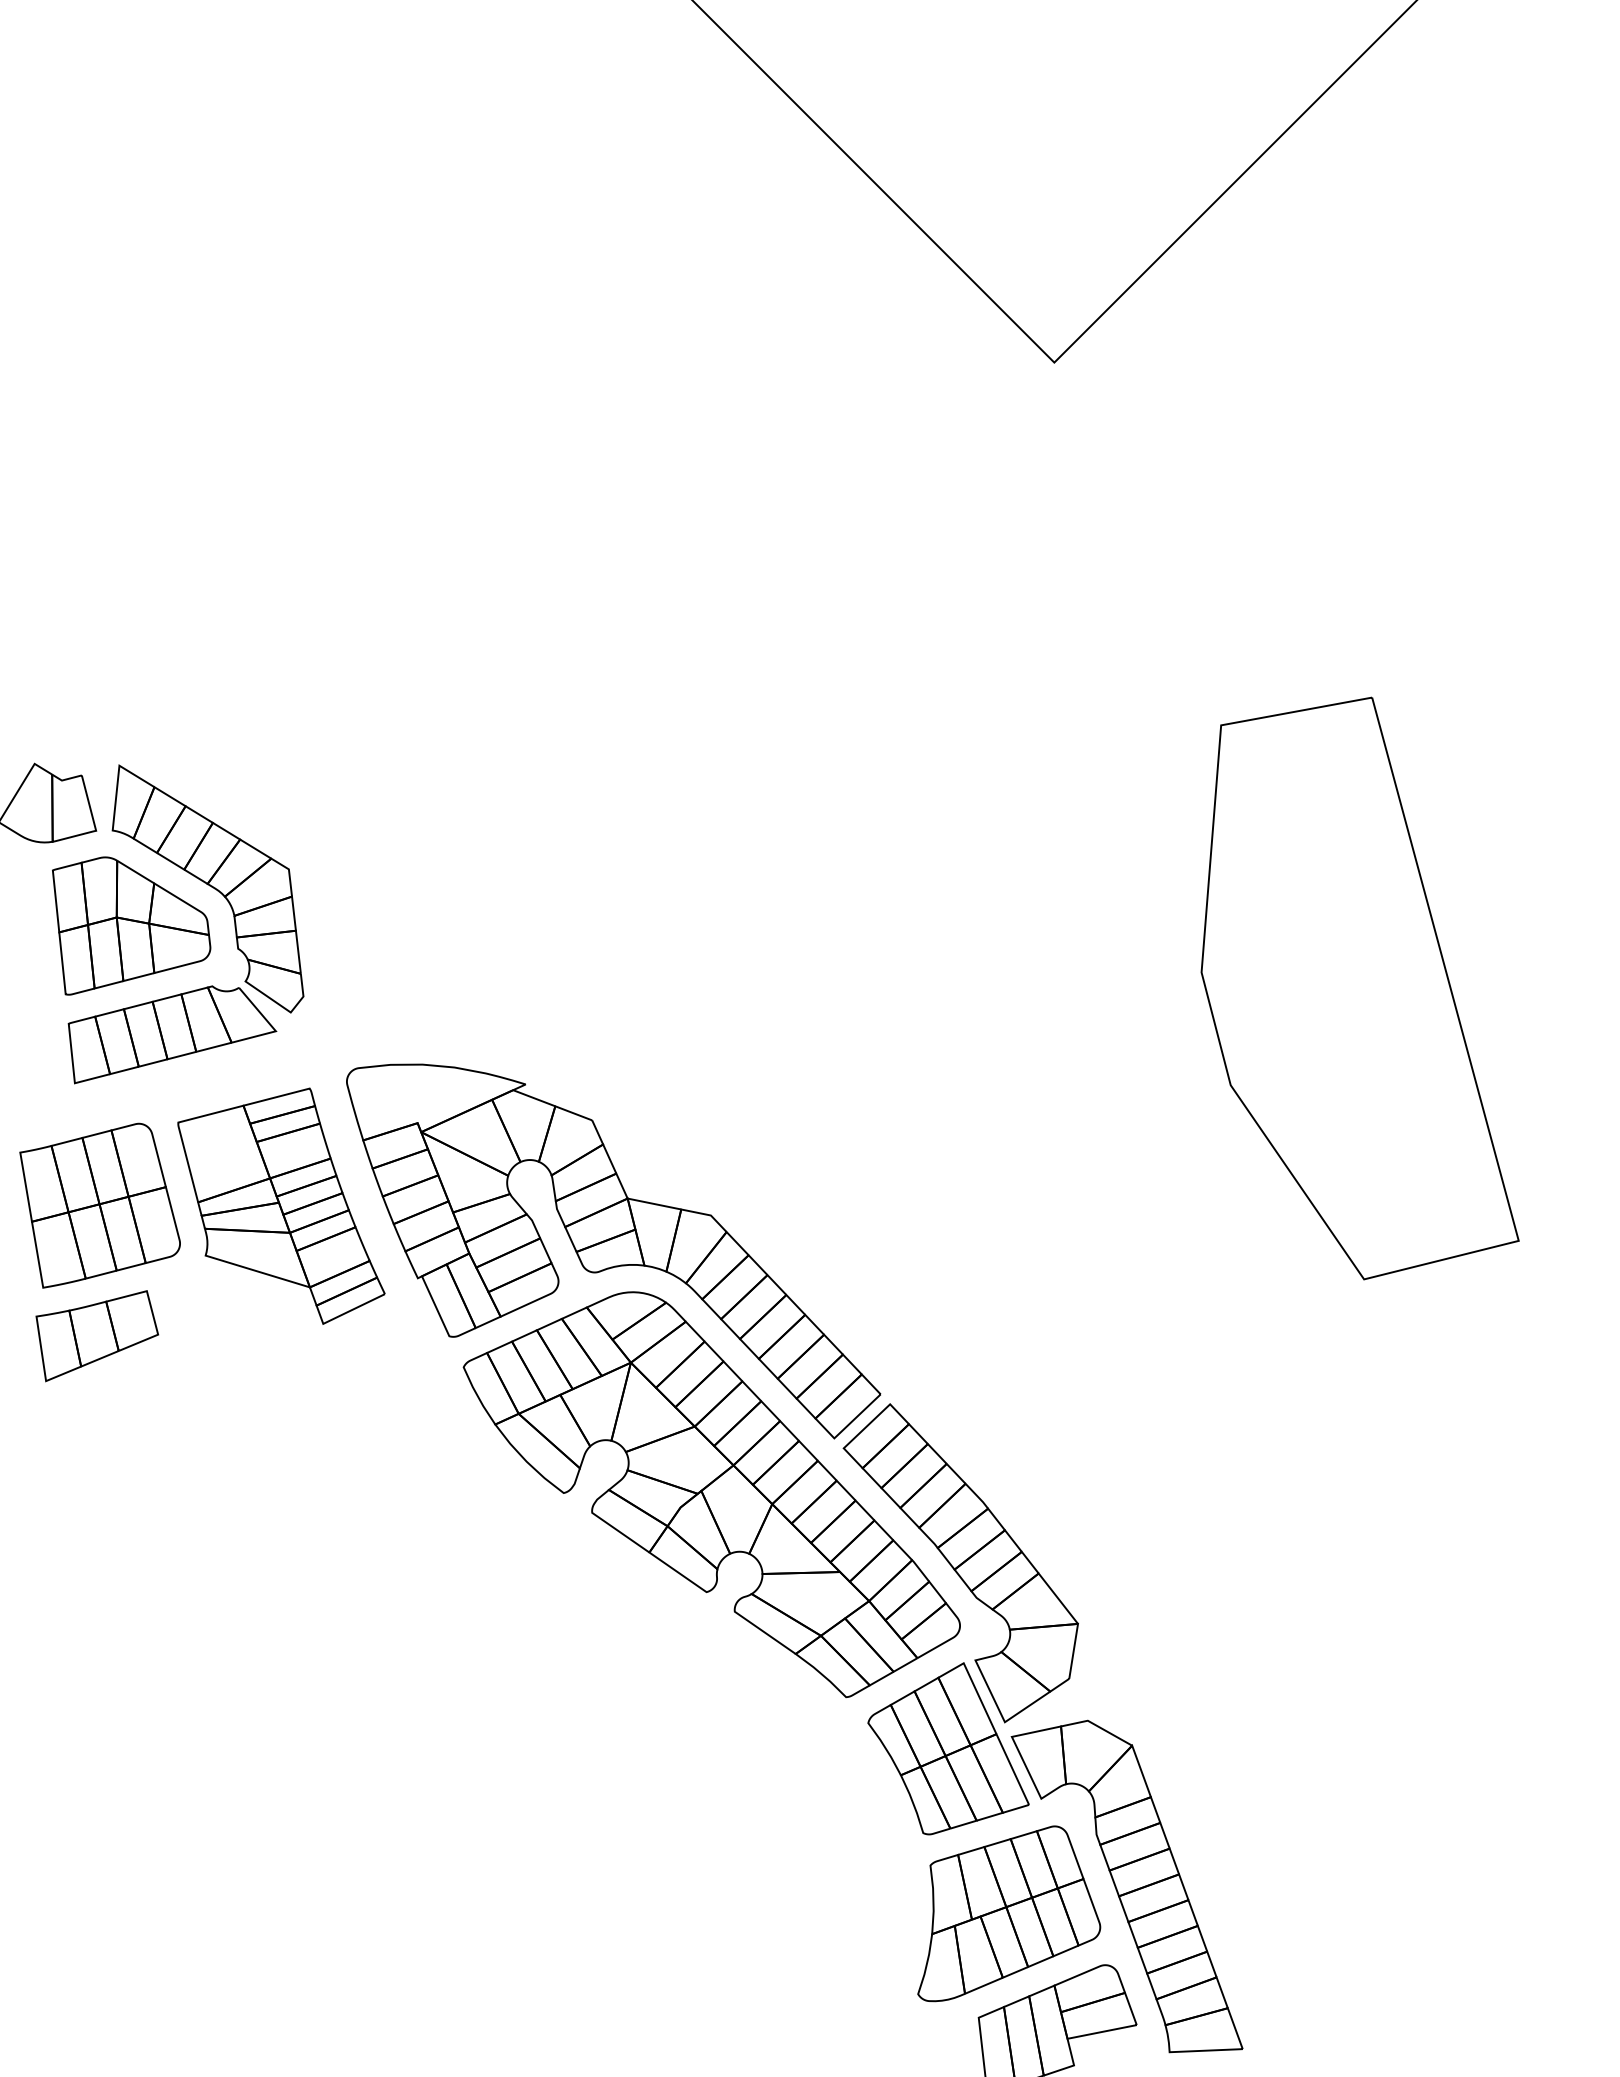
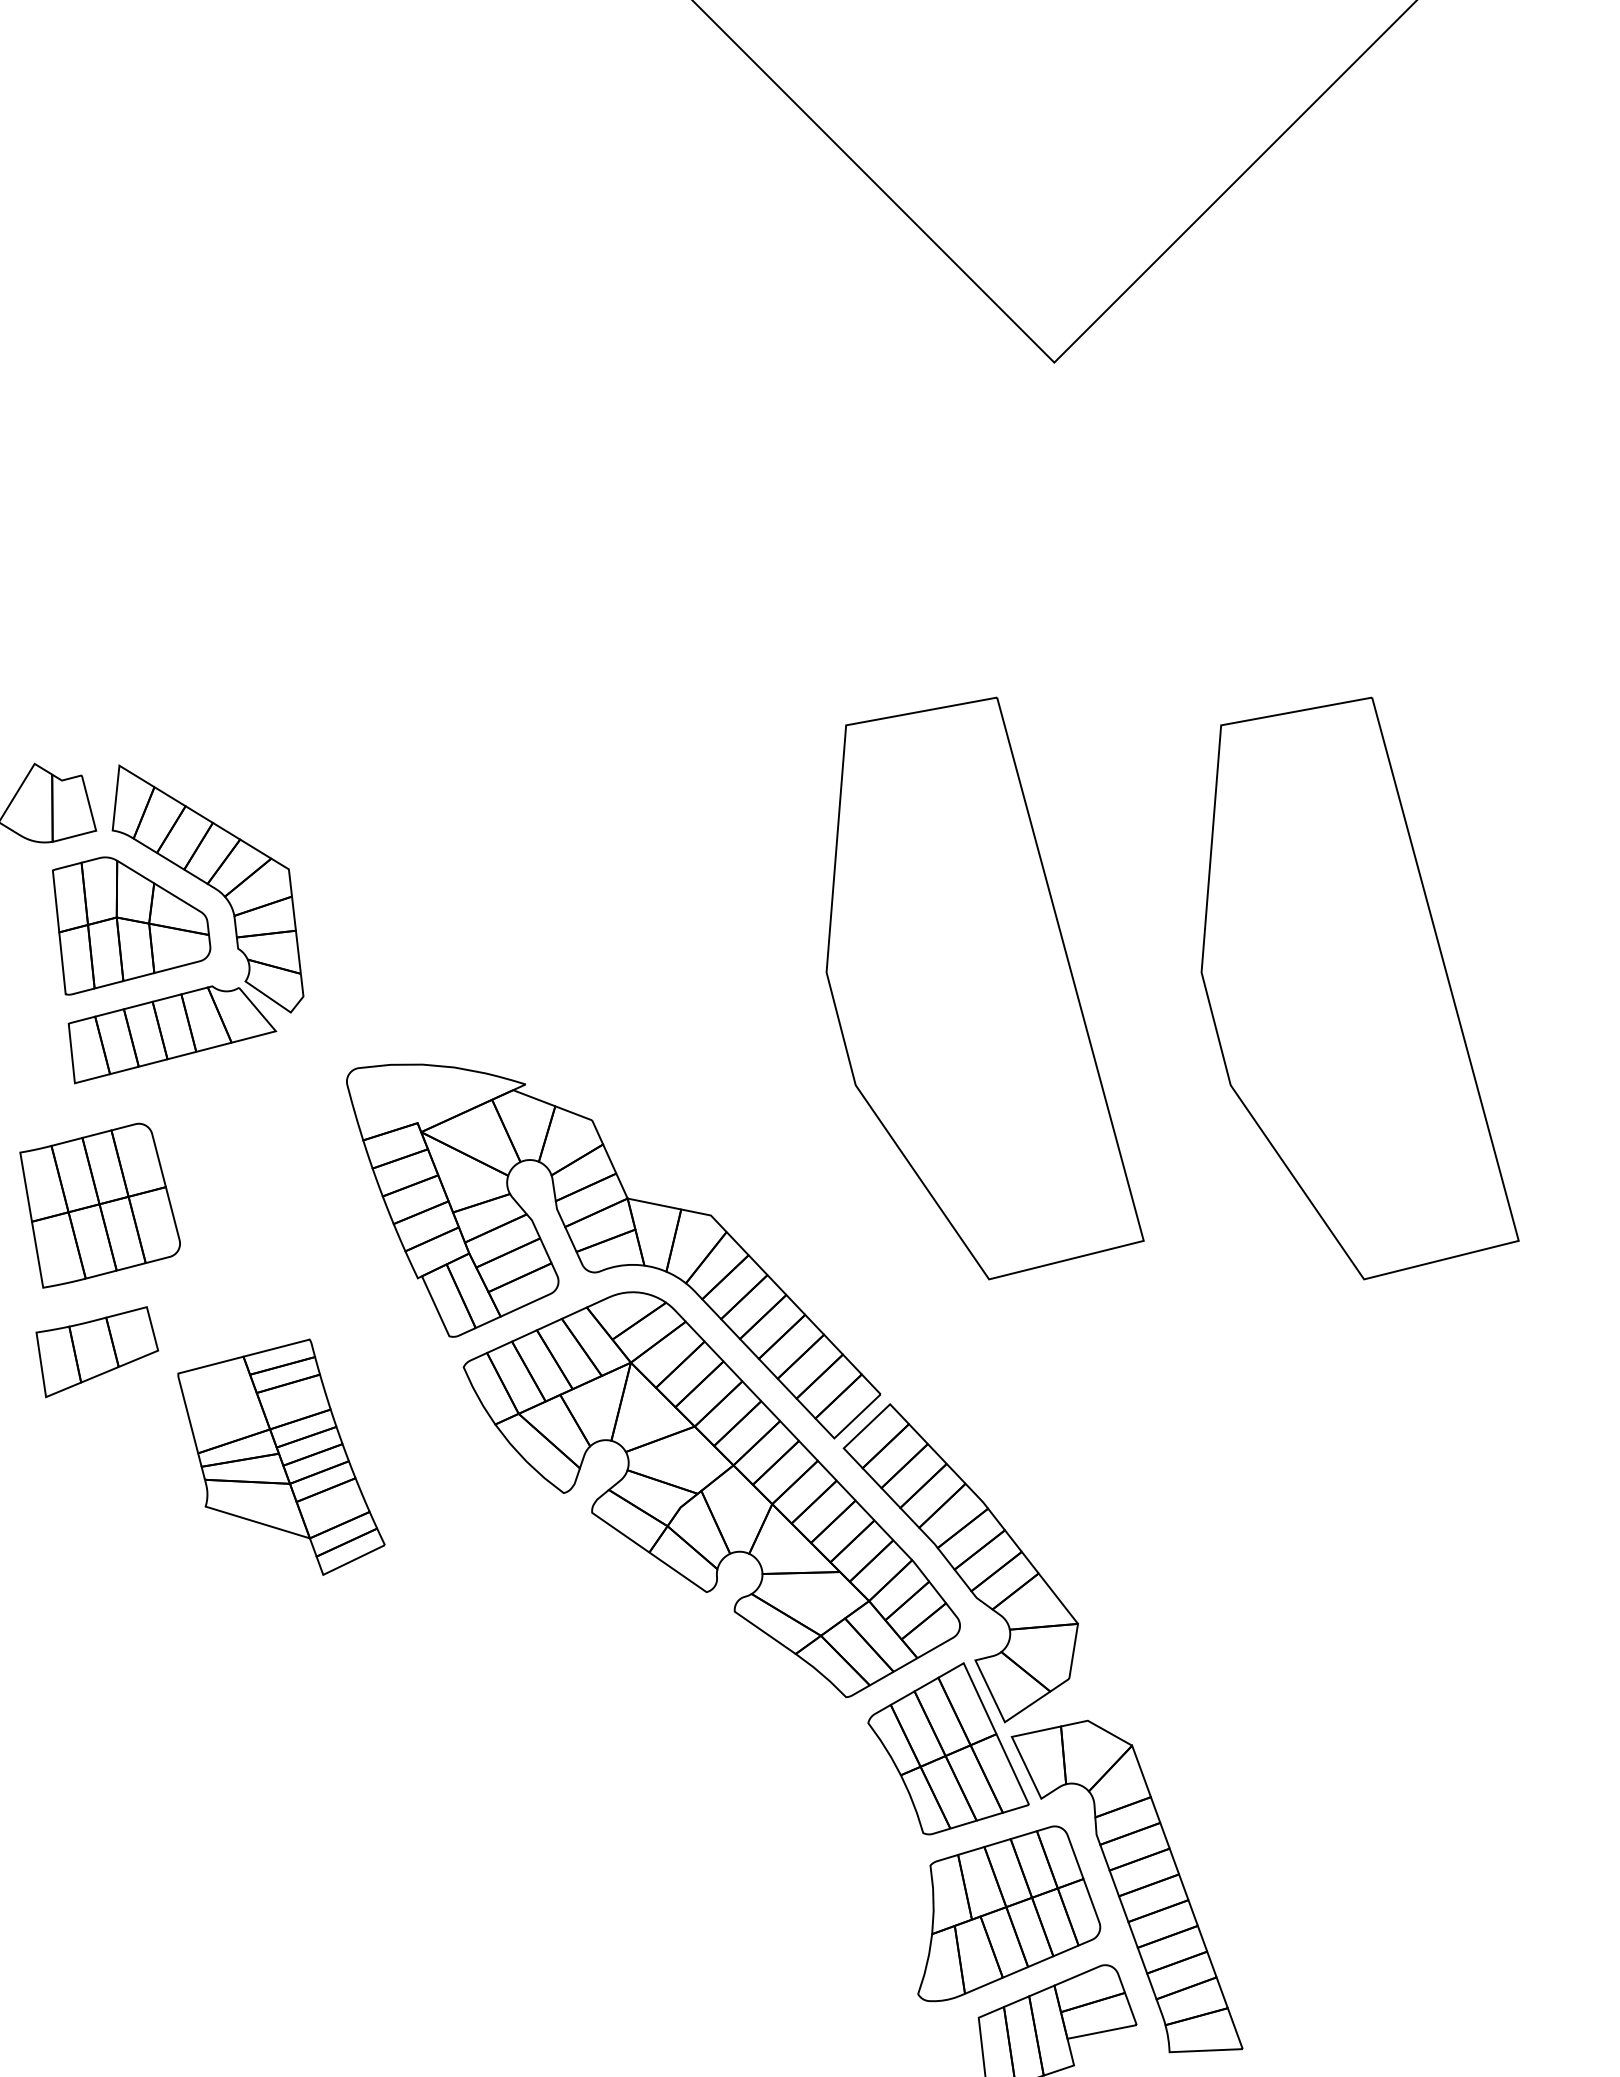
part: none -> present (984, 988)
part position: (281, 1205) -> (281, 1456) (281, 1456)
part position: (97, 1336) -> (97, 1352) (97, 1352)
